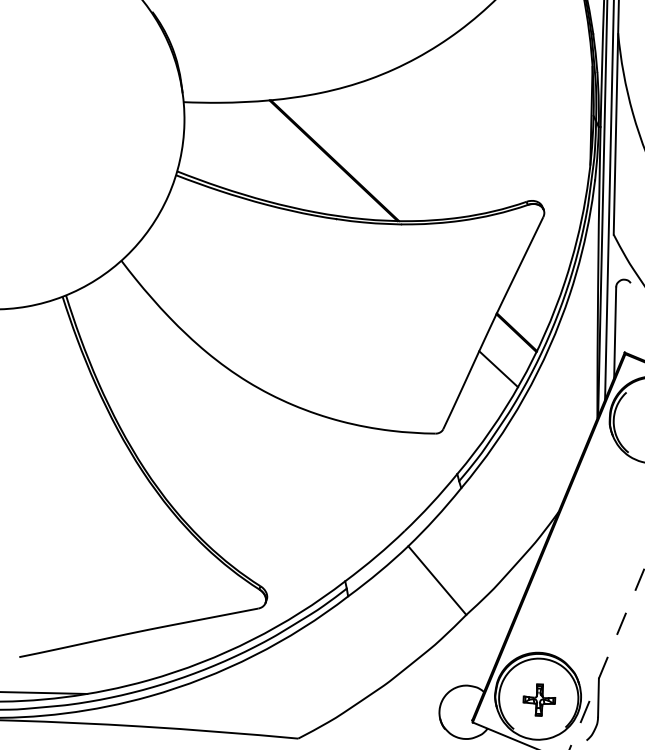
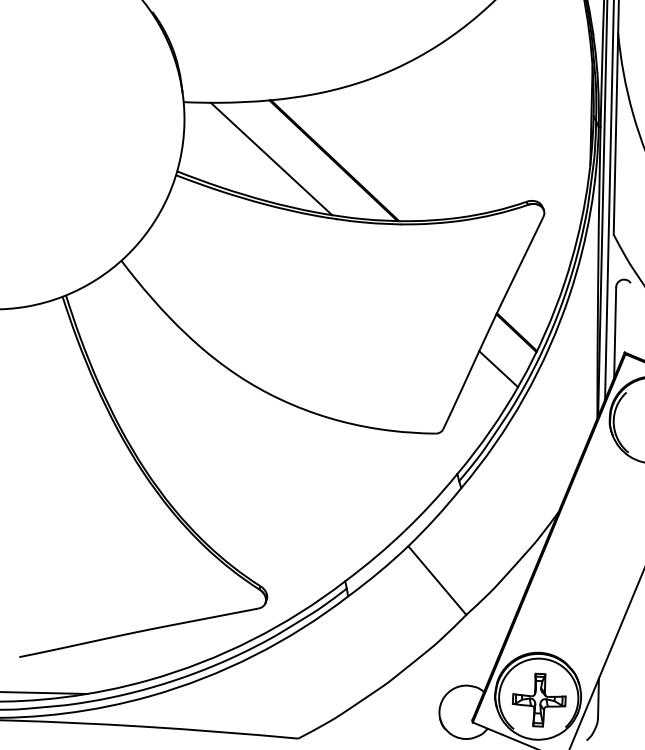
line: none -> present (271, 158)
line: dashed -> solid (606, 659)
part size: 35x34 px -> 55x56 px (539, 699)
